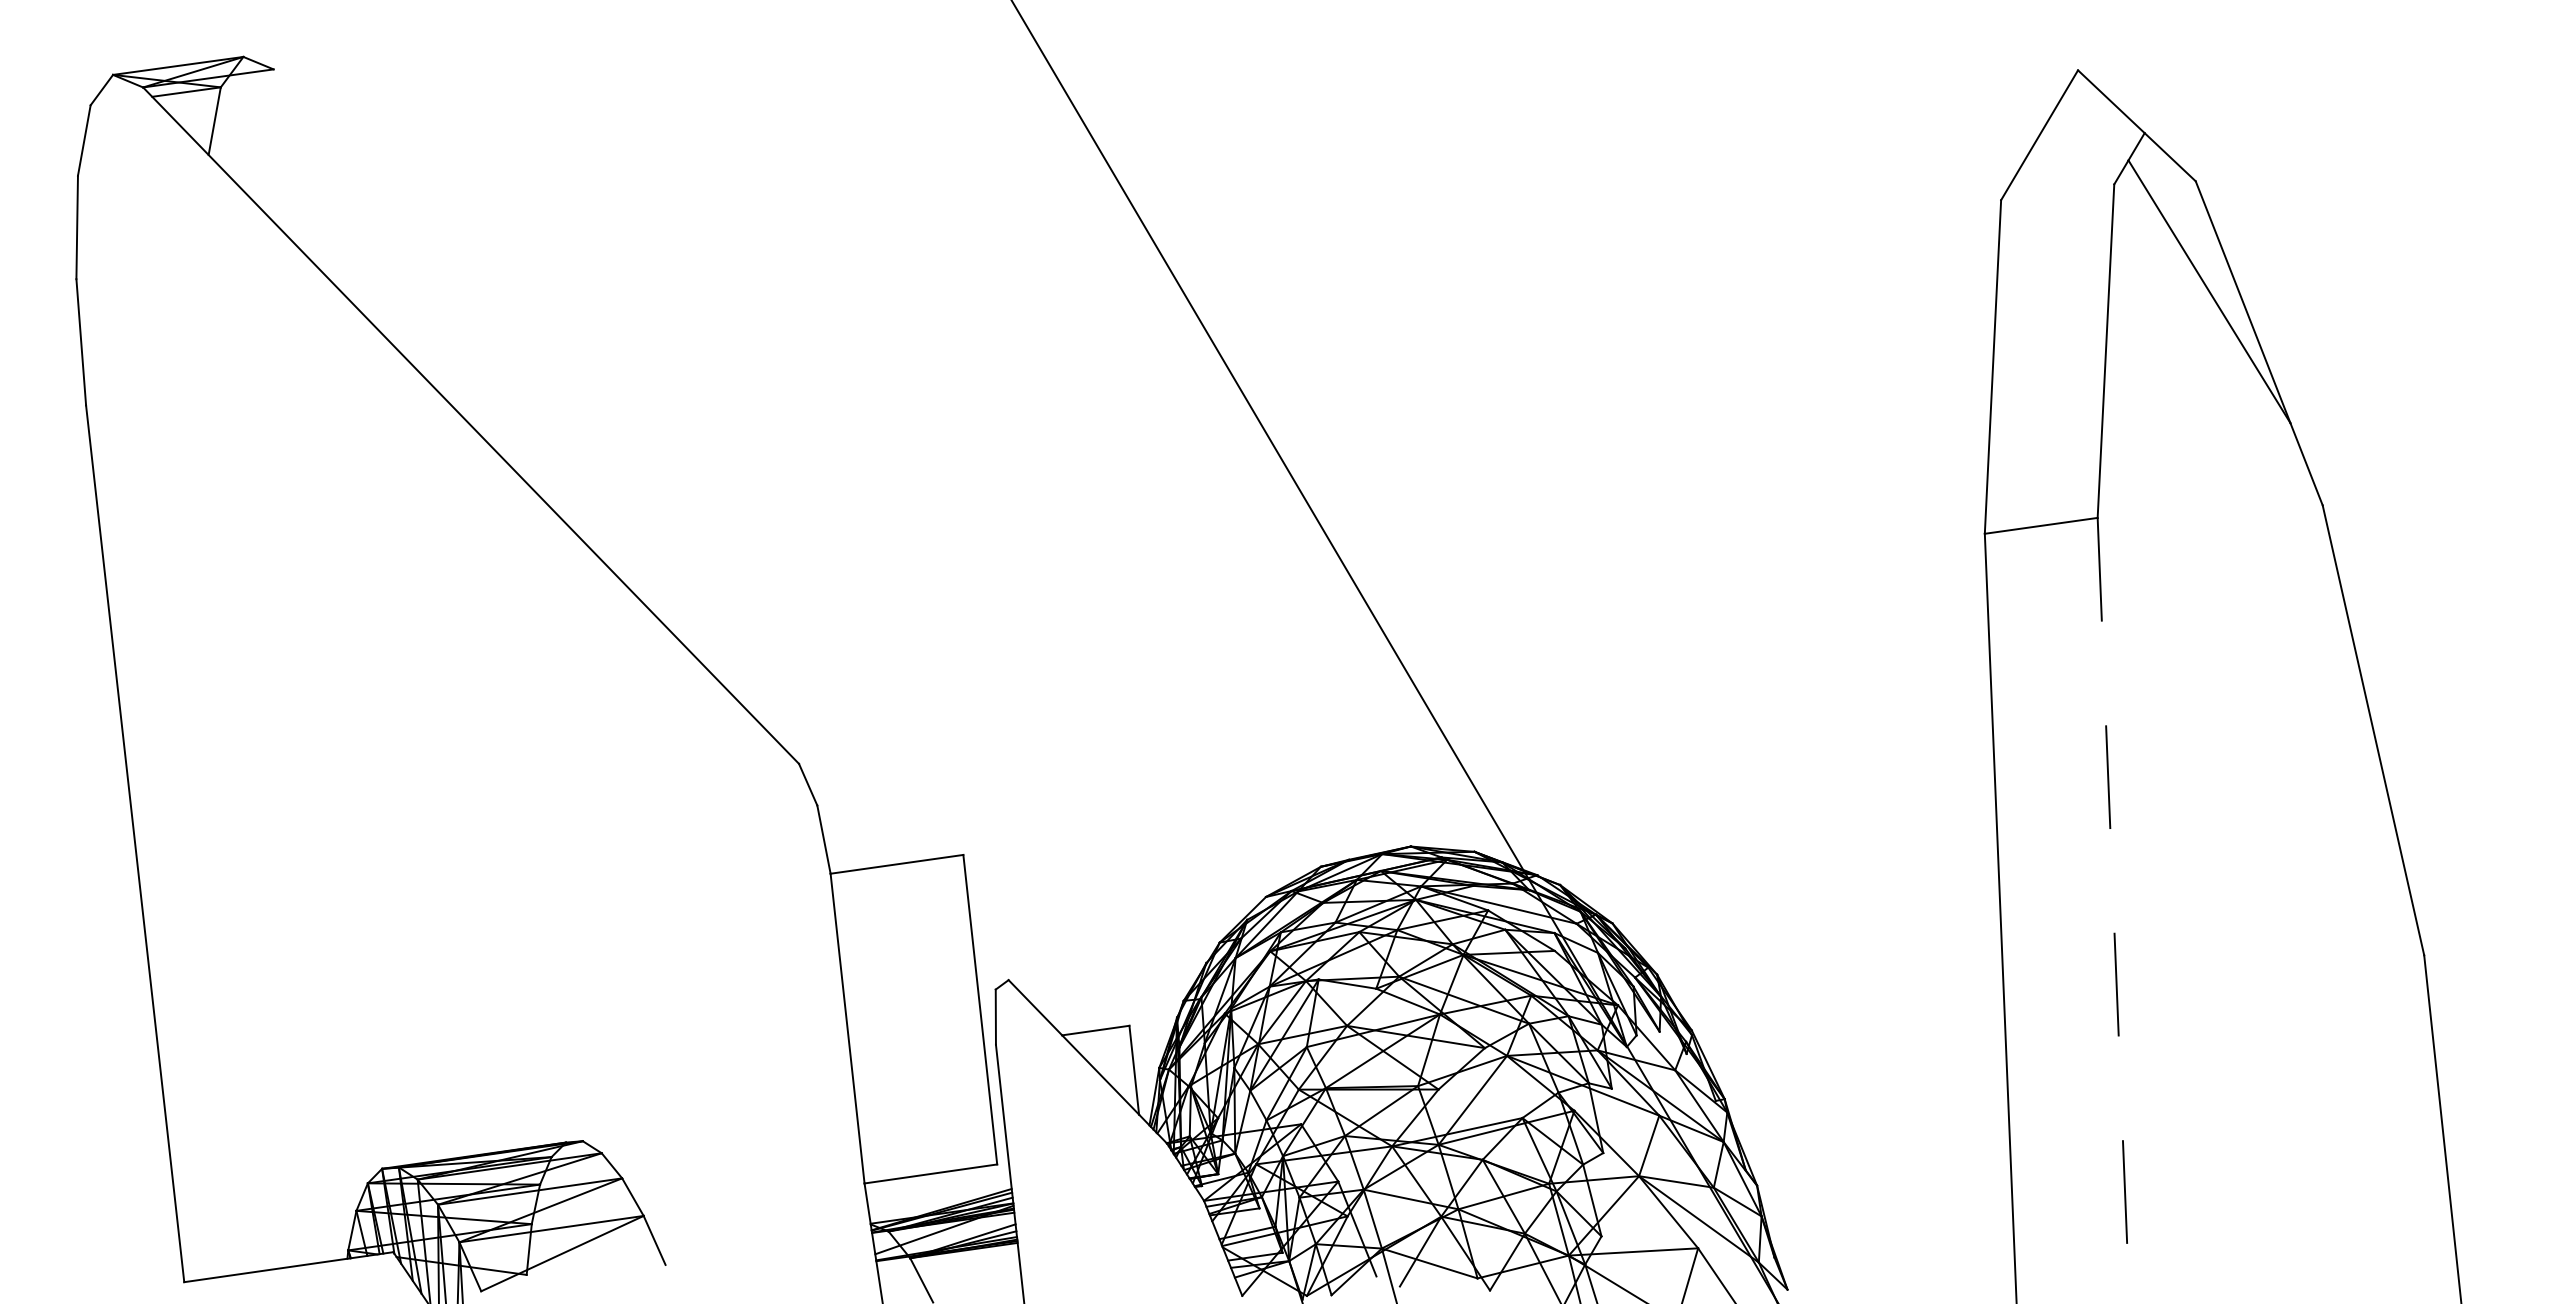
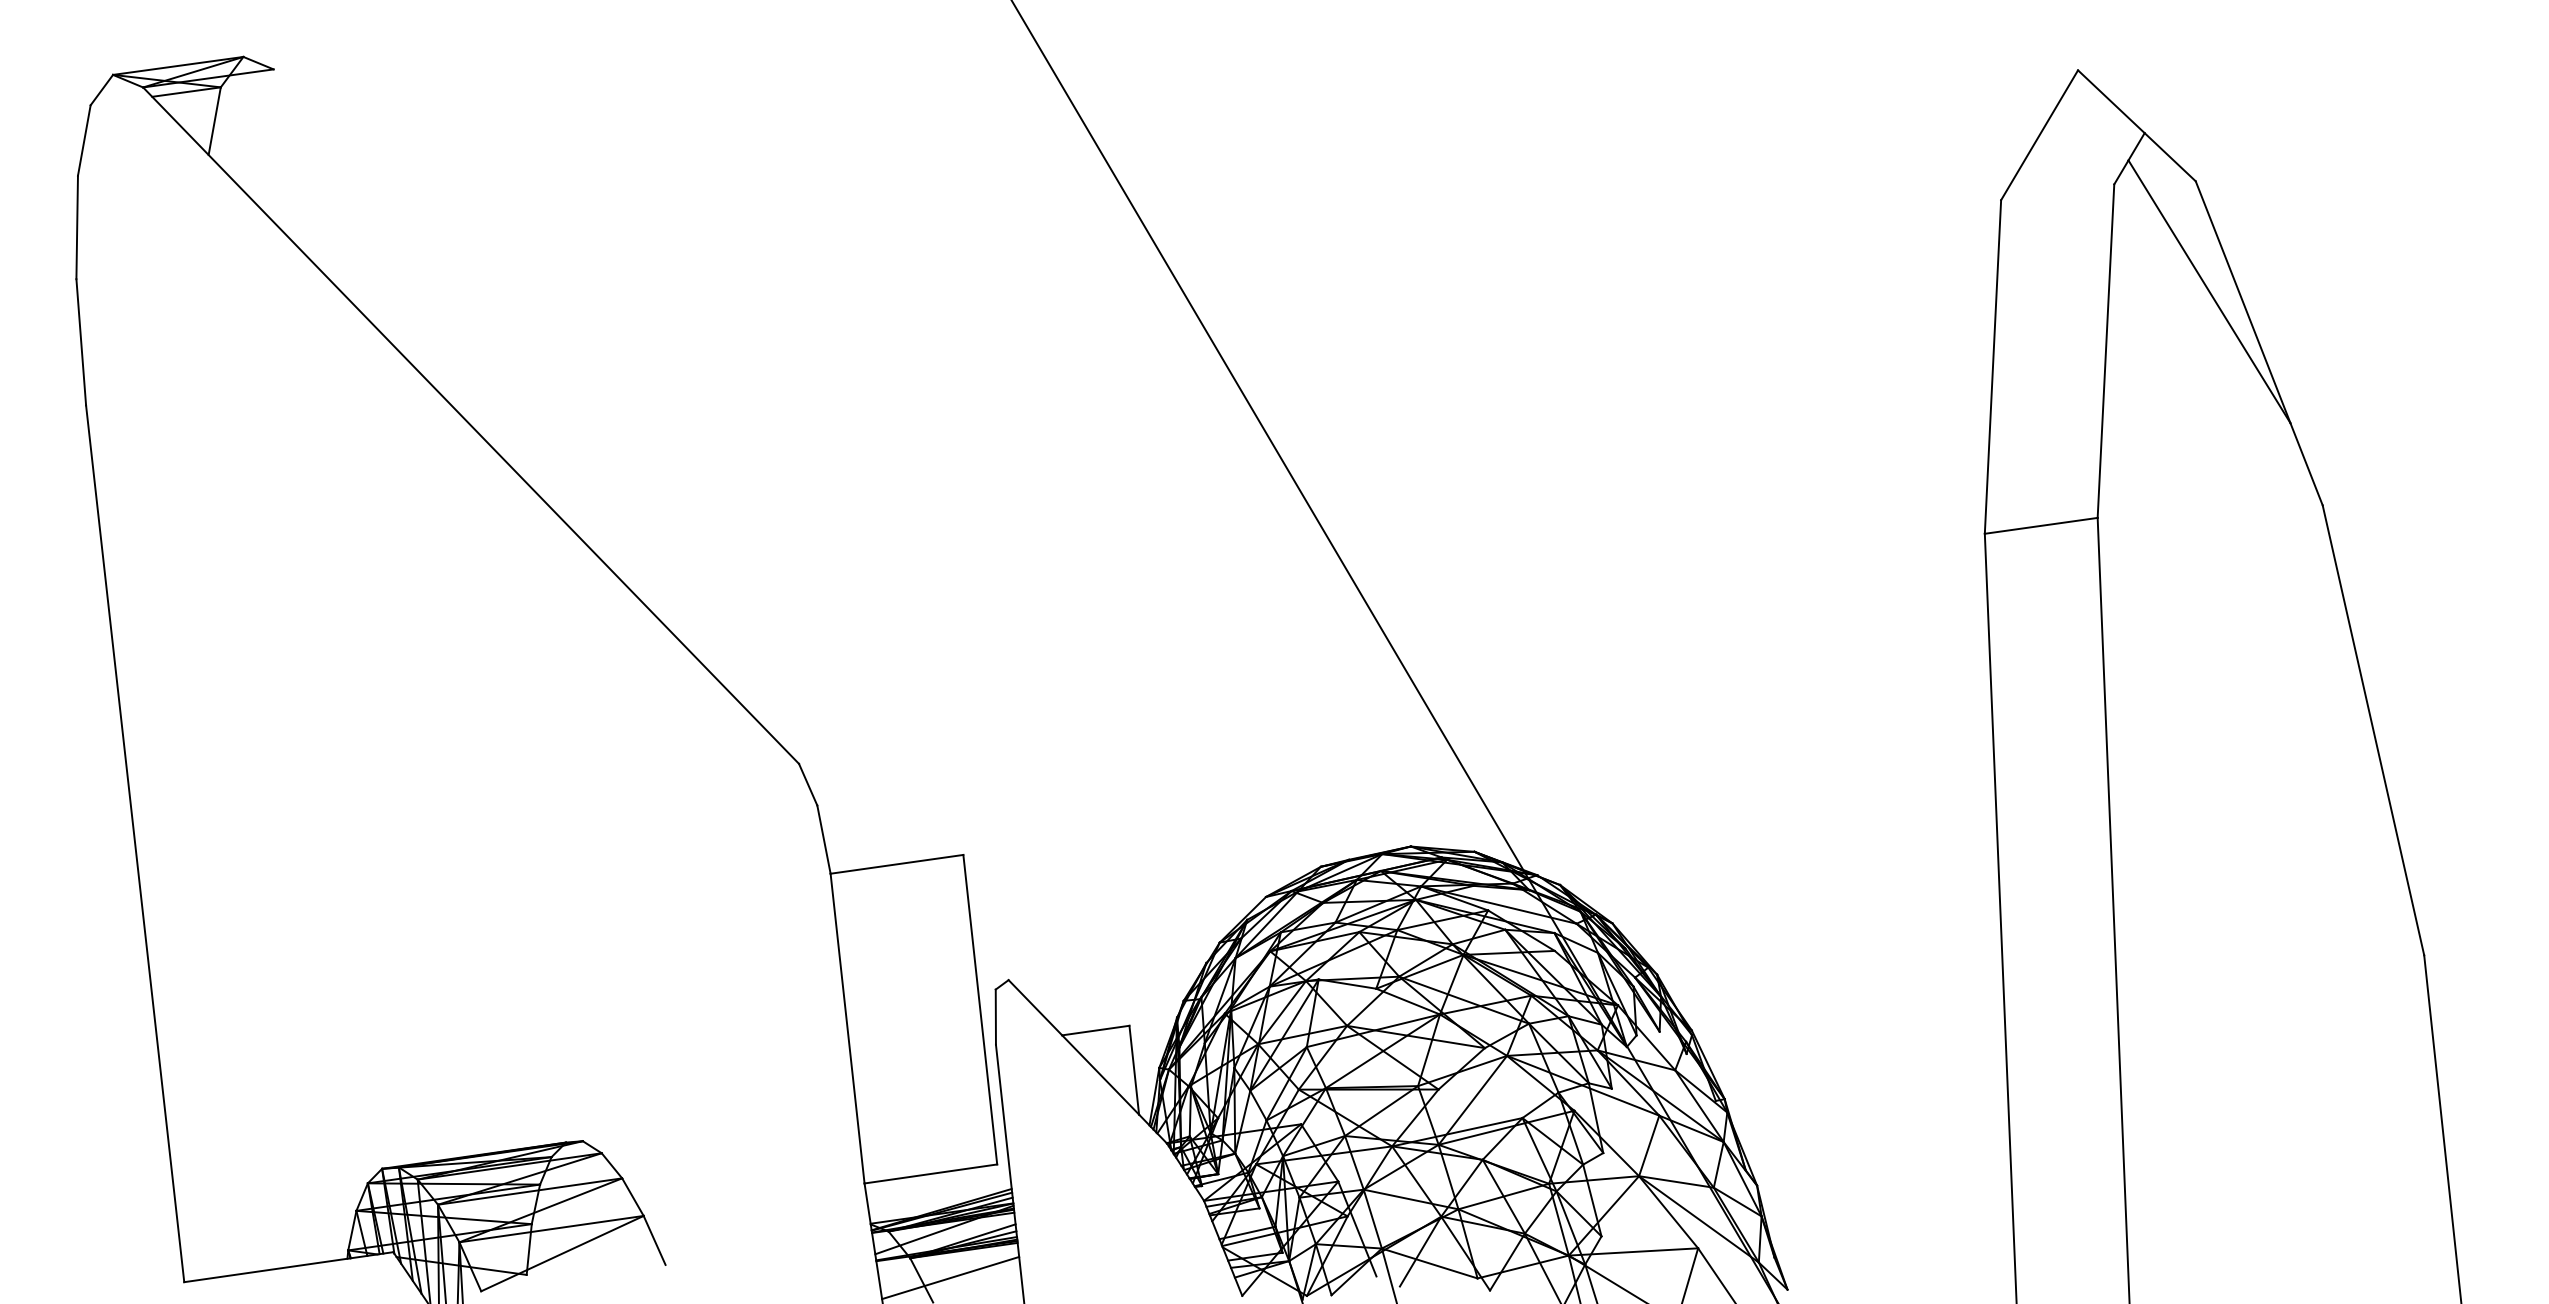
line: dashed -> solid (2113, 911)
line: none -> present (950, 1277)
